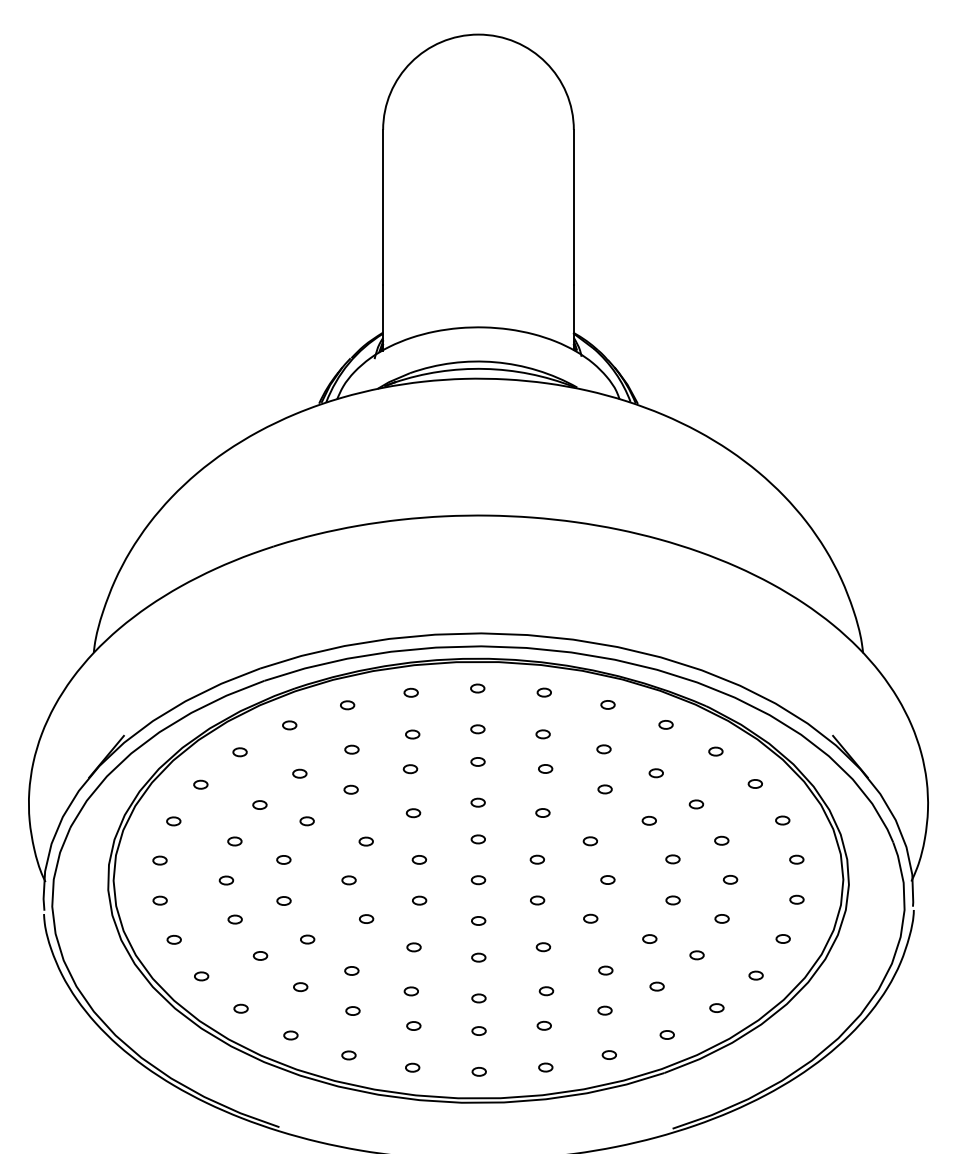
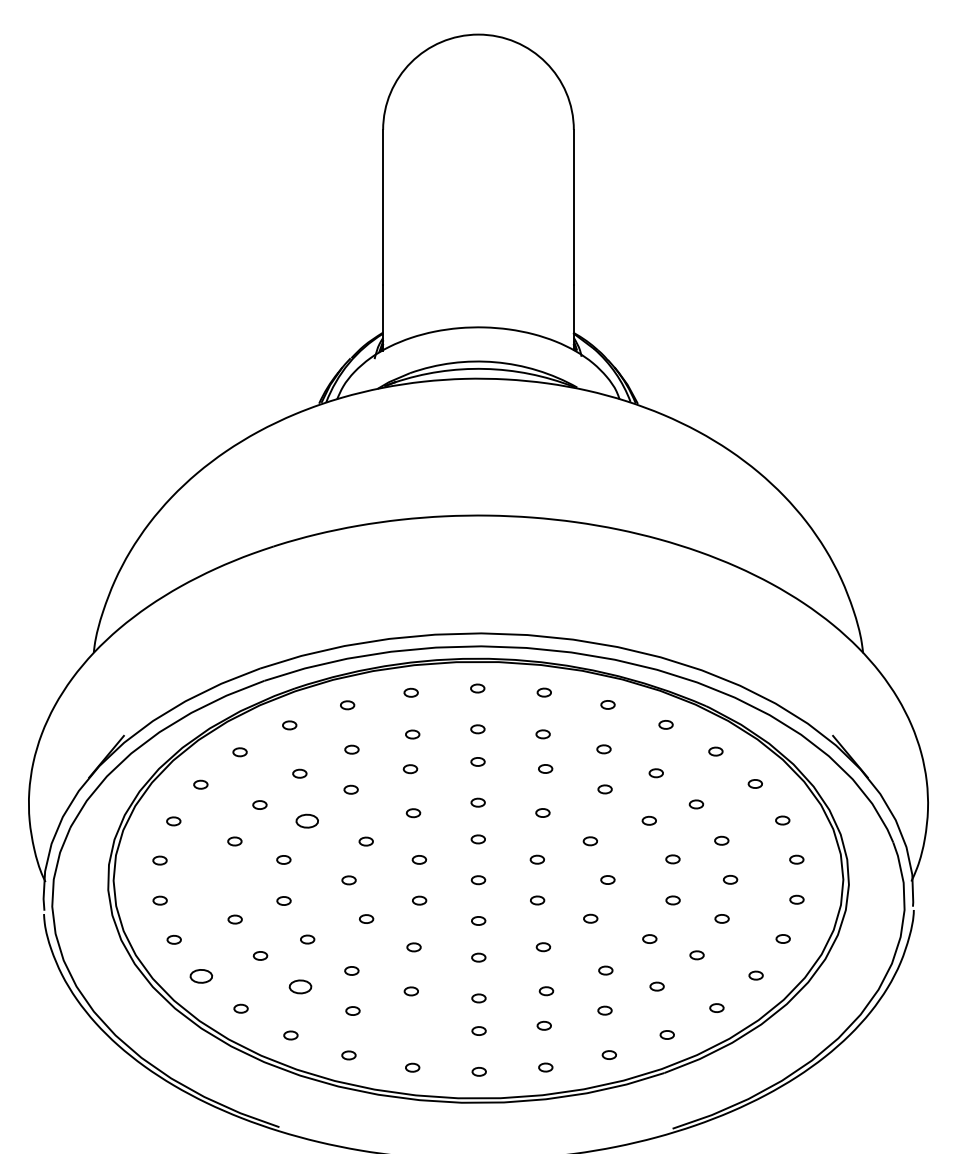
part size: 16x11 px -> 24x16 px (306, 820)
part: present -> none (226, 880)
part size: 16x11 px -> 25x15 px (201, 976)
part size: 16x11 px -> 25x16 px (300, 986)
part: present -> none (413, 1025)
